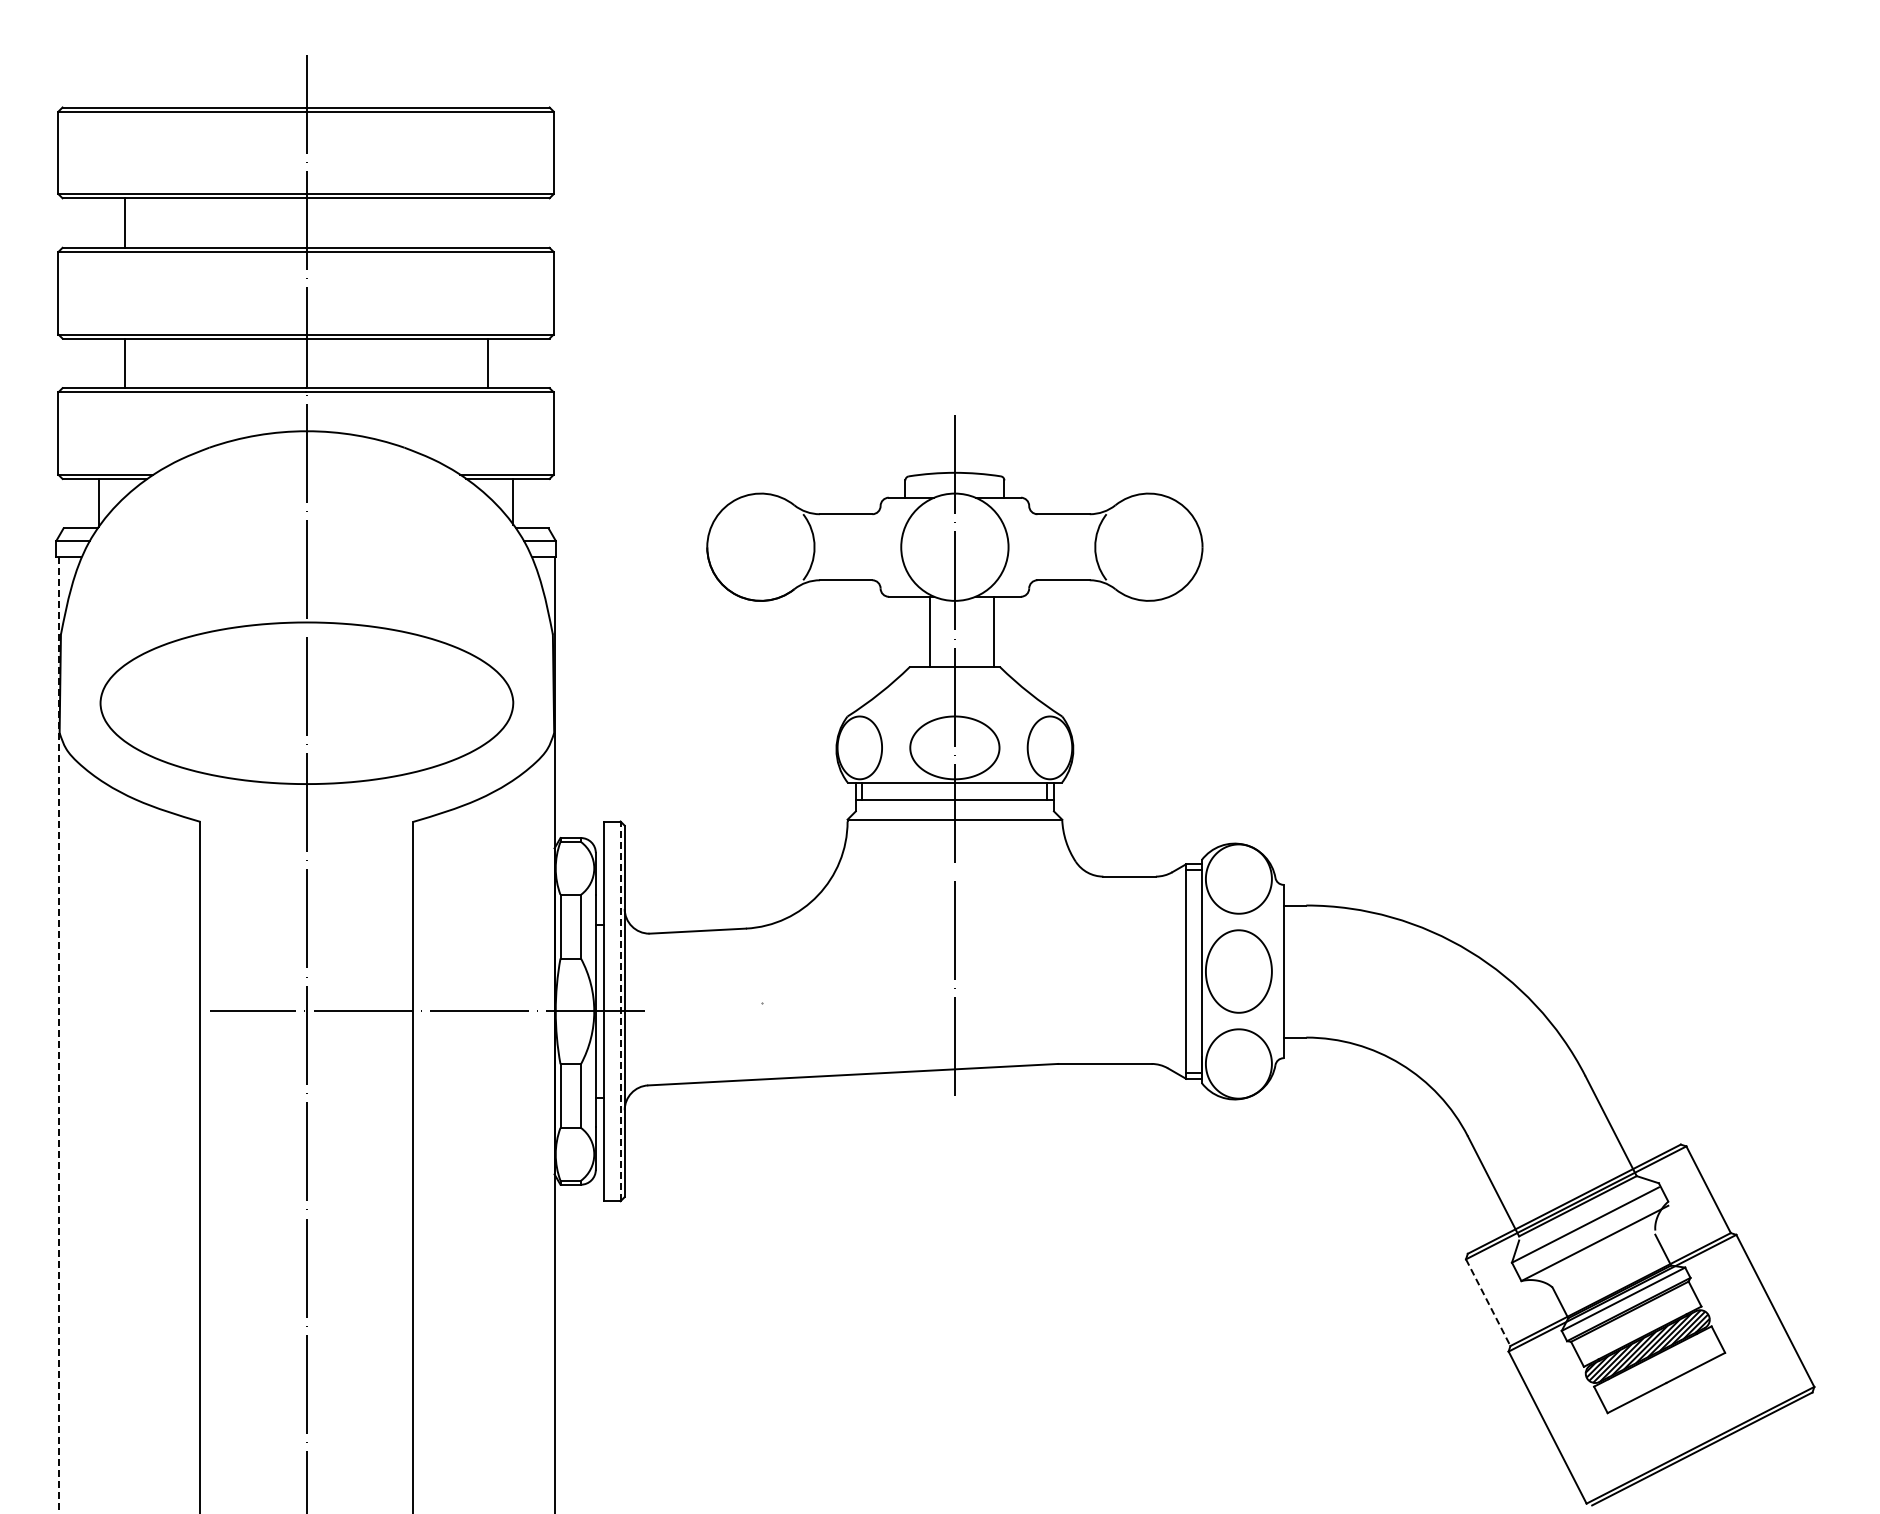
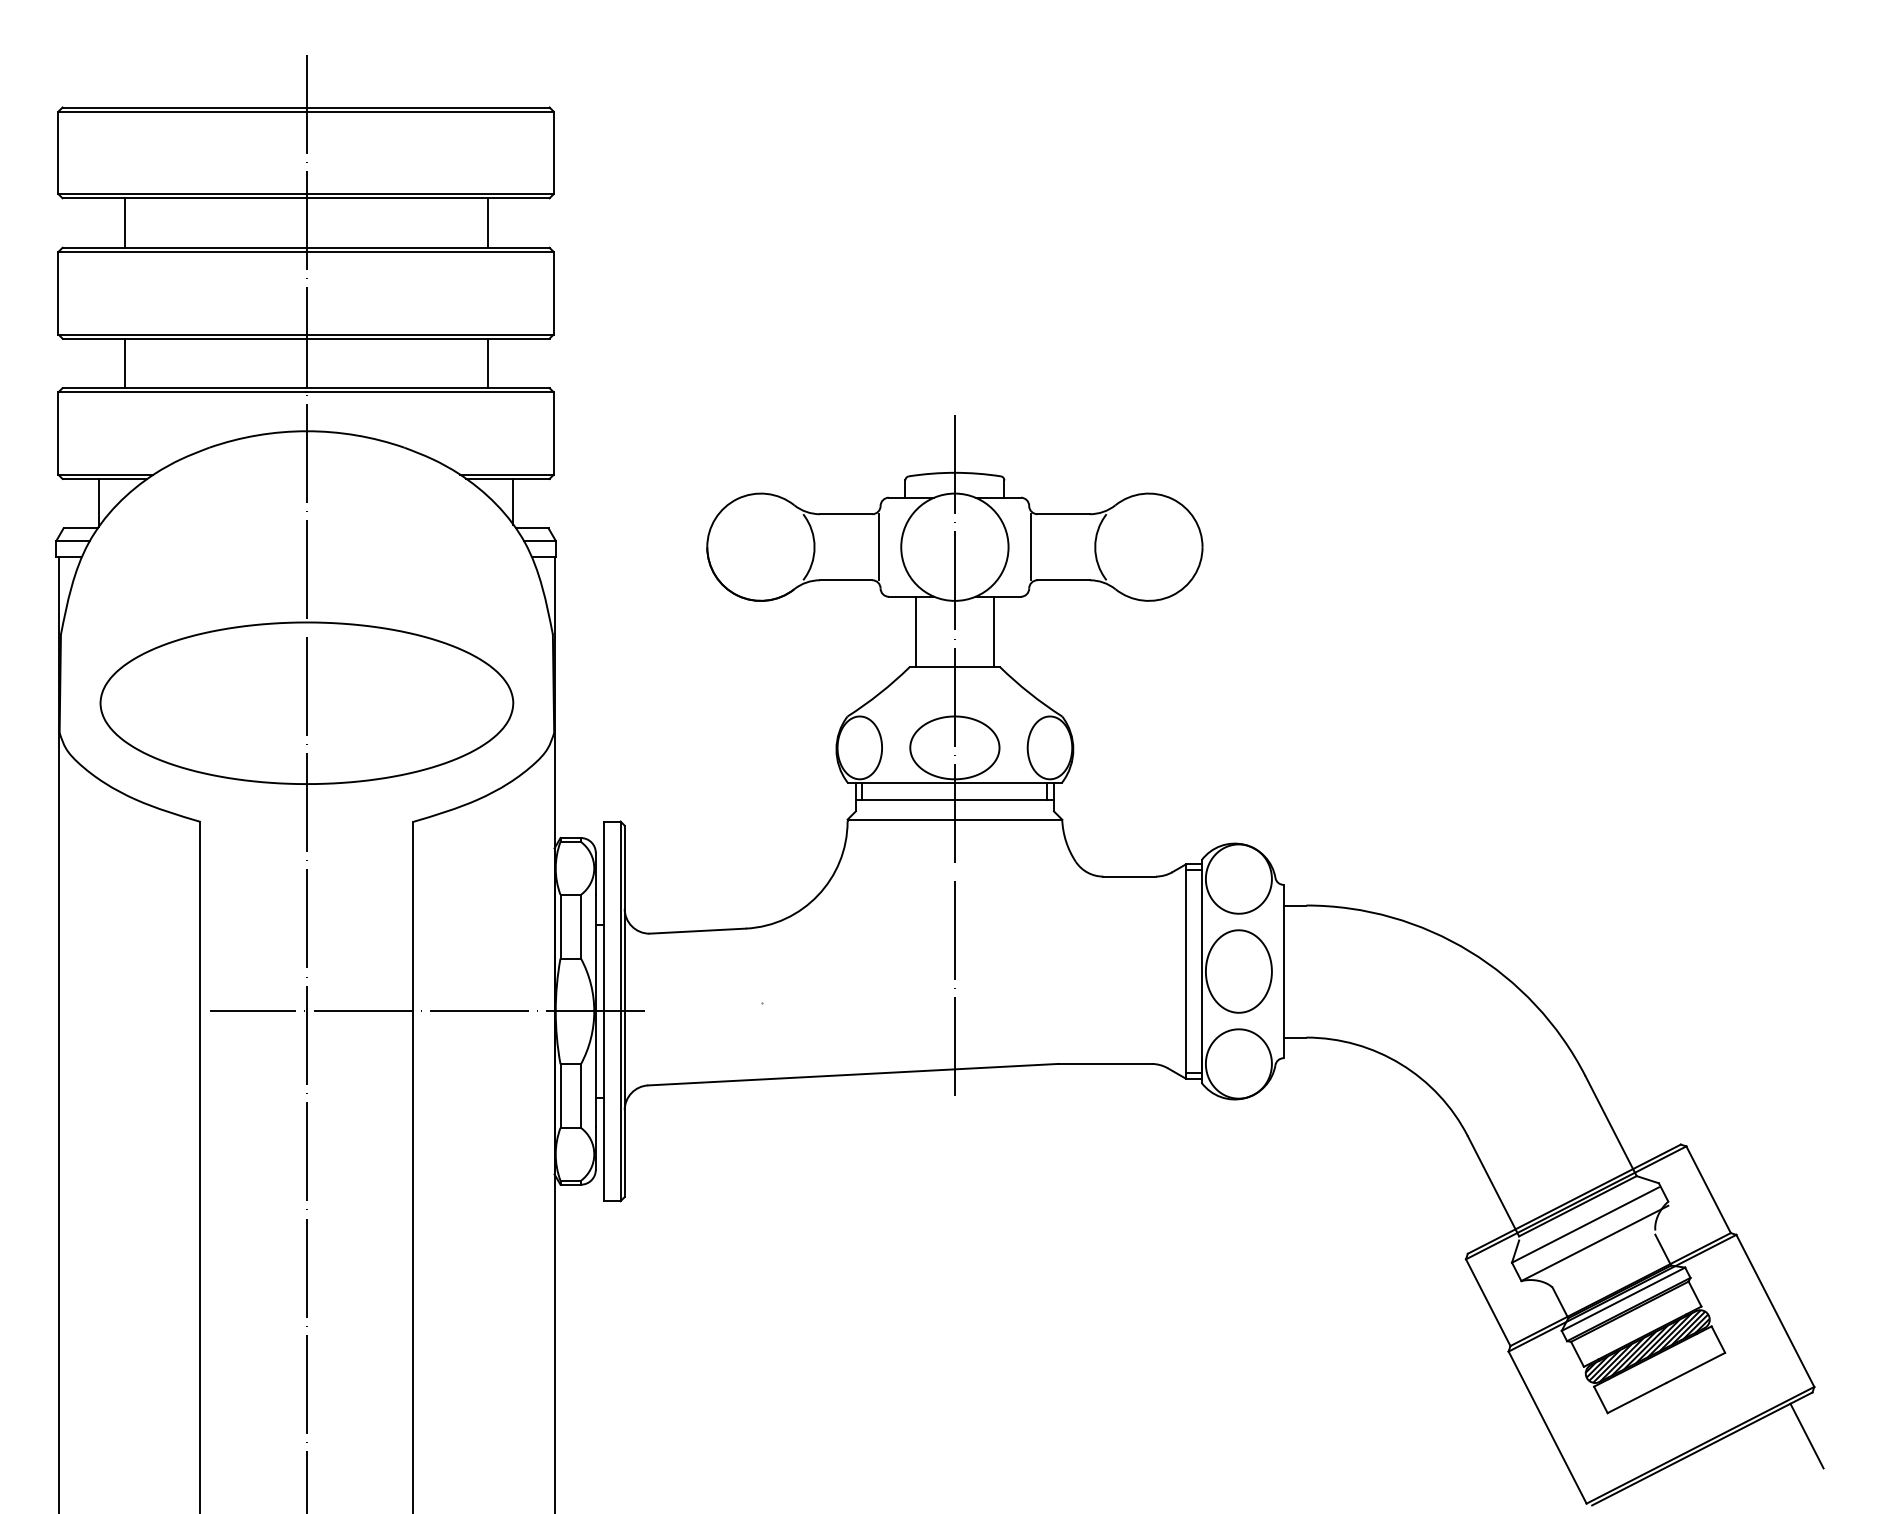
line: none -> present (487, 222)
line: none -> present (878, 547)
line: none -> present (1031, 547)
line position: (929, 631) -> (915, 631) (915, 631)
line: dashed -> solid (620, 1011)
line: dashed -> solid (59, 1035)
line: dashed -> solid (1488, 1302)
line: none -> present (1806, 1435)
